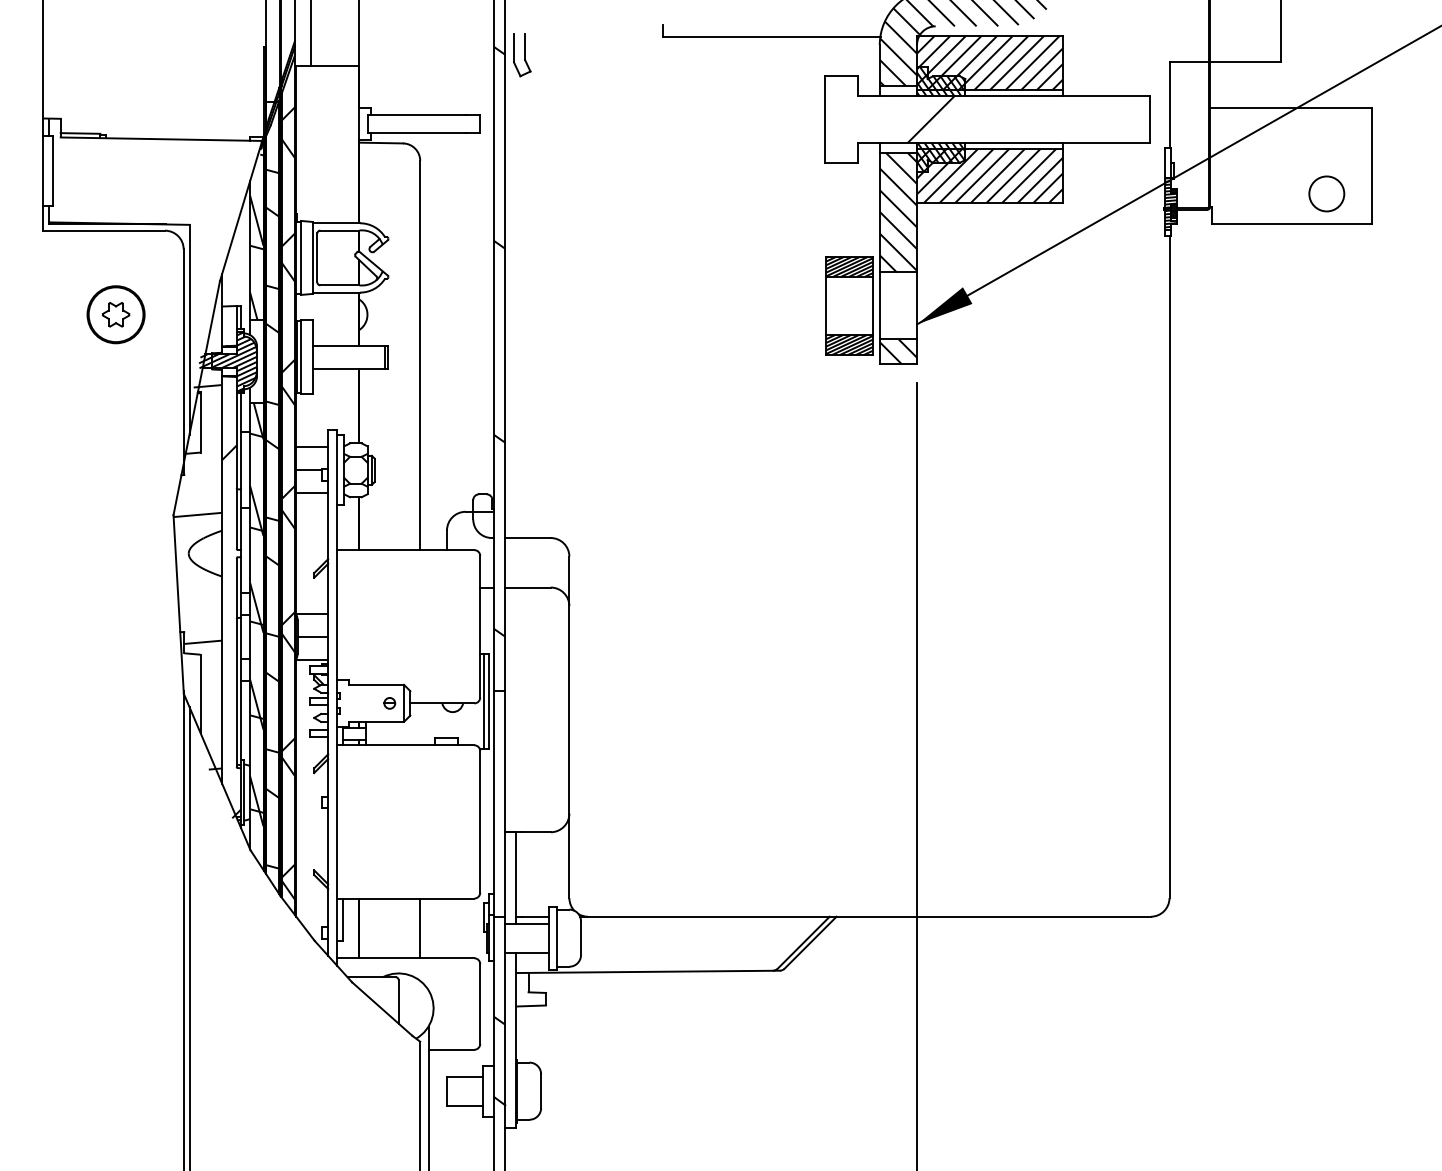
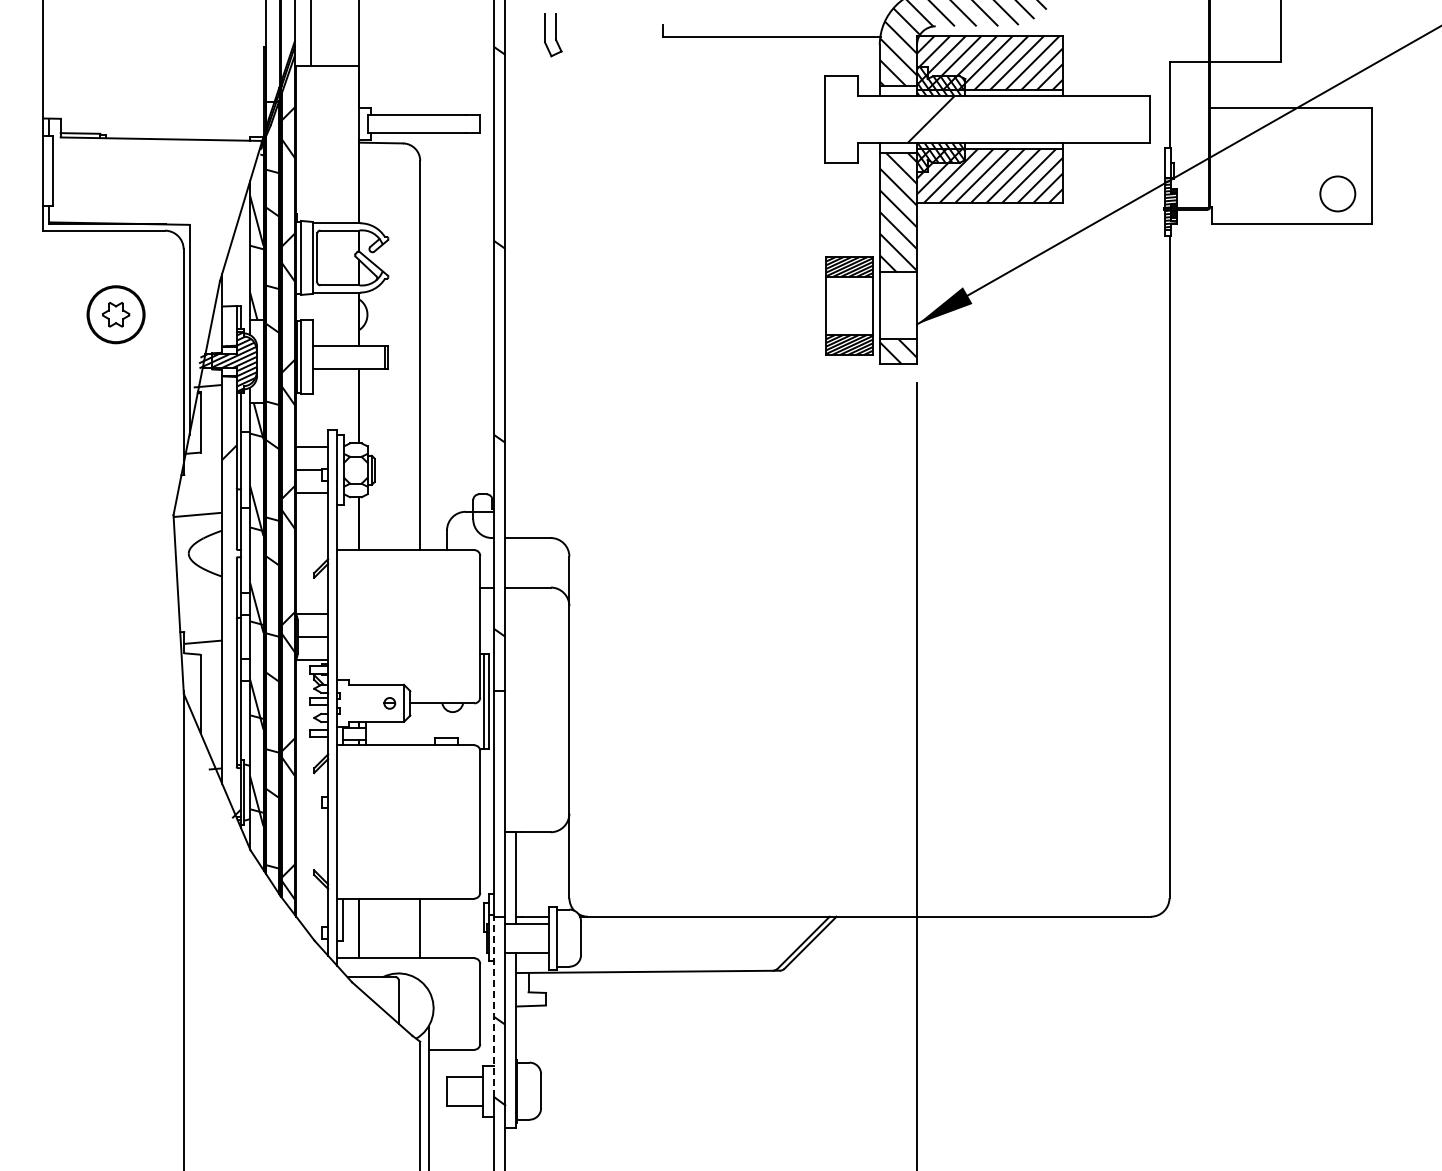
part position: (522, 55) -> (553, 35) (553, 35)
circle position: (1326, 193) -> (1337, 193) (1337, 193)
line: present -> none (189, 937)
line: solid -> dashed (494, 1006)
